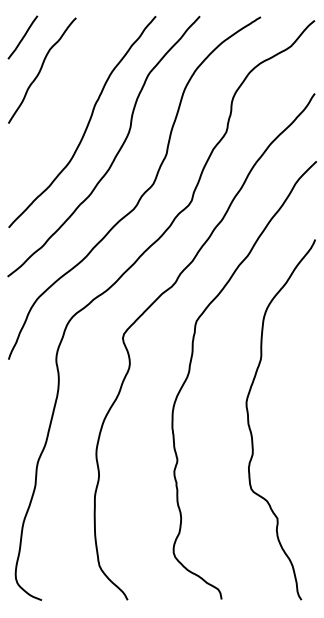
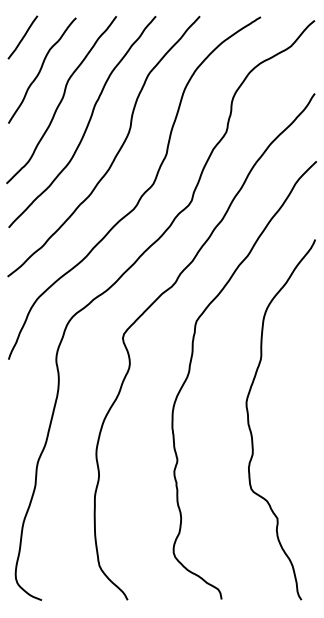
curve: none -> present (61, 100)
